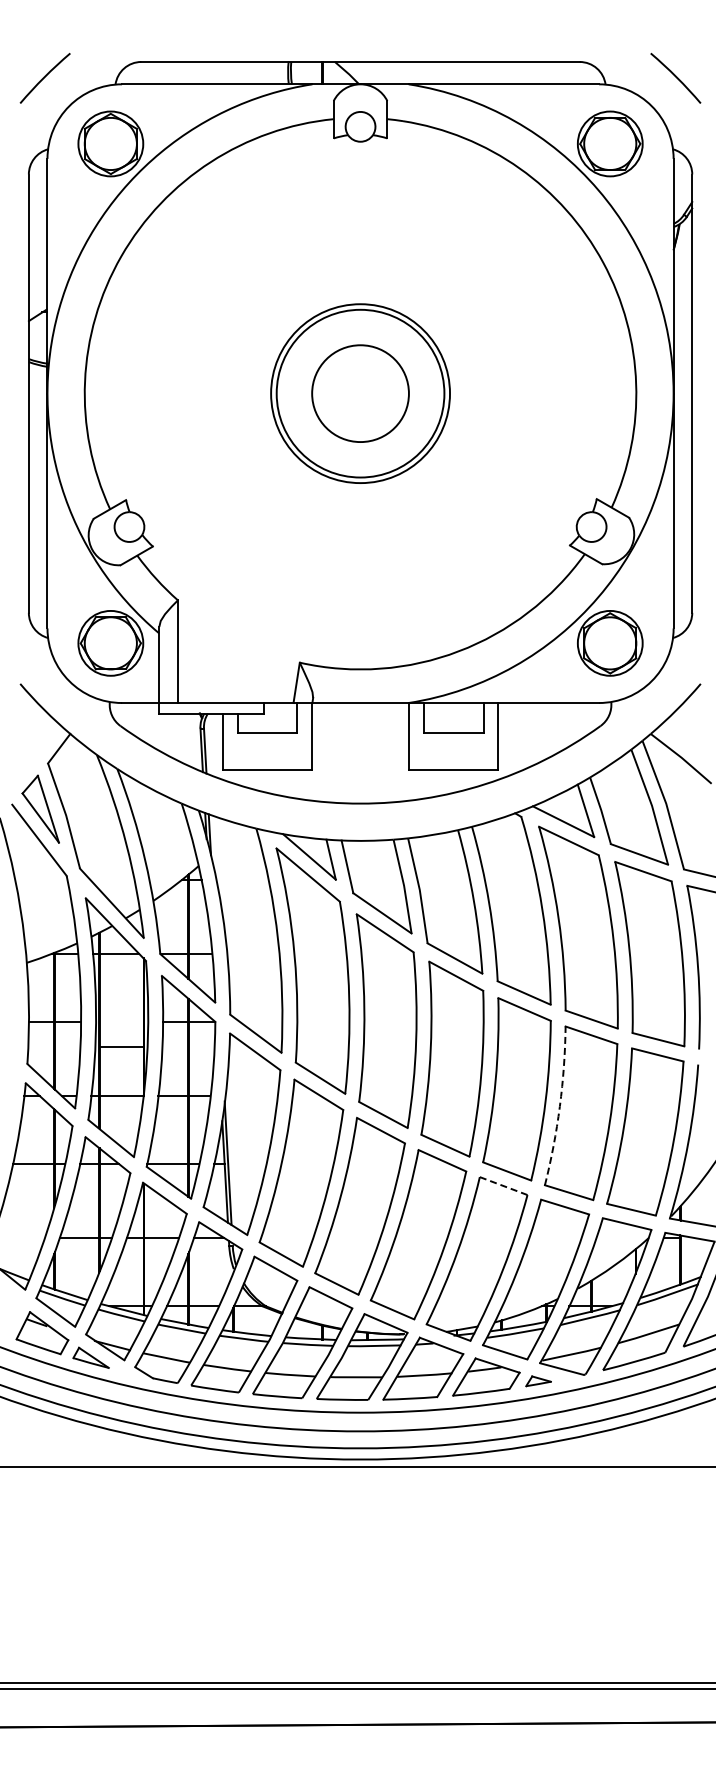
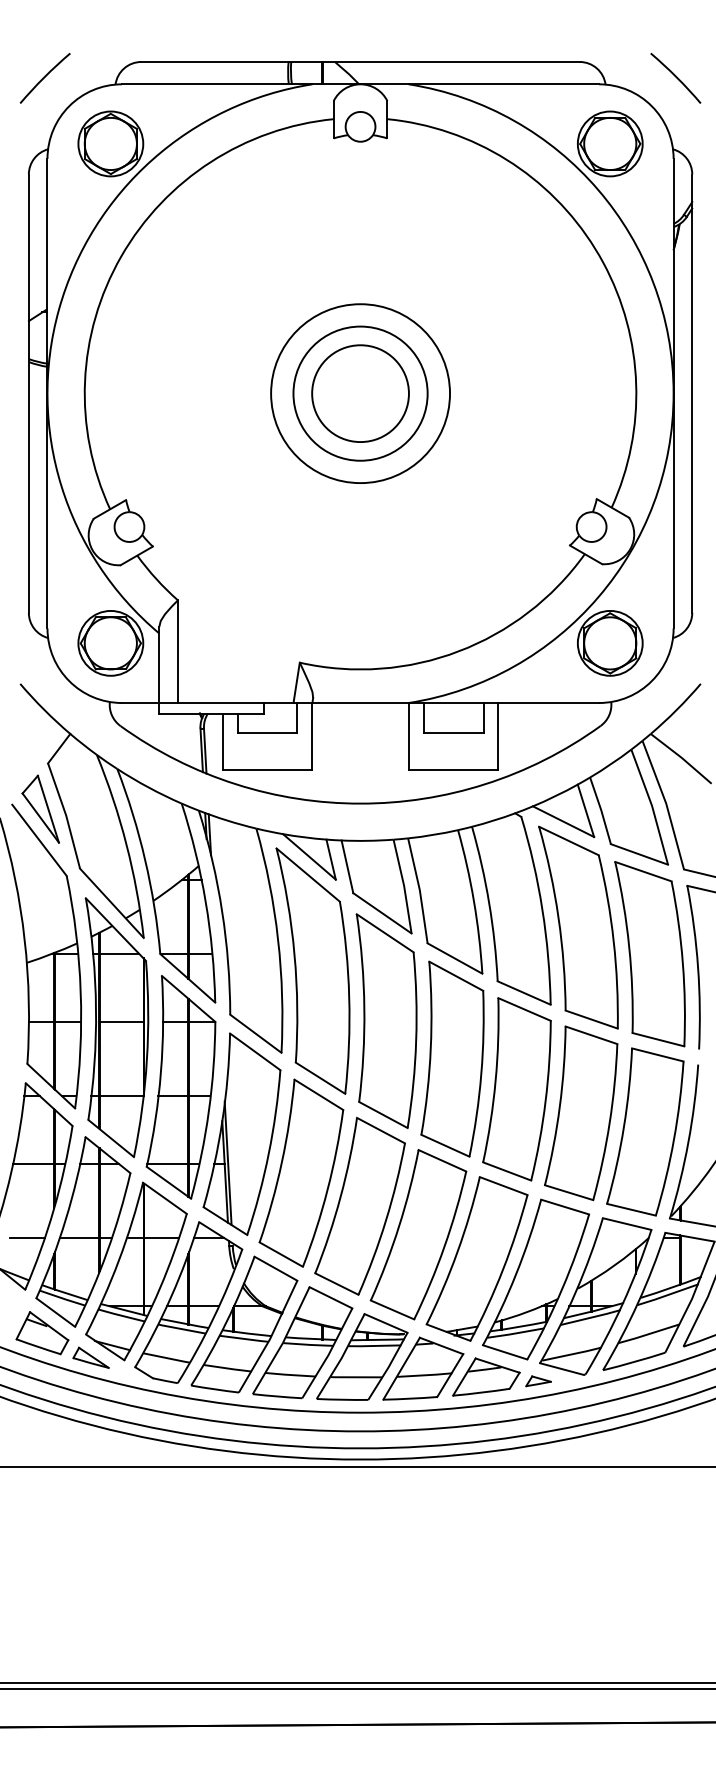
circle diameter: 168 px -> 134 px (360, 393)
line position: (121, 1047) -> (121, 1022) (121, 1022)
arc: dashed -> solid (559, 1106)
line: dashed -> solid (504, 1186)
line: none -> present (27, 1237)
